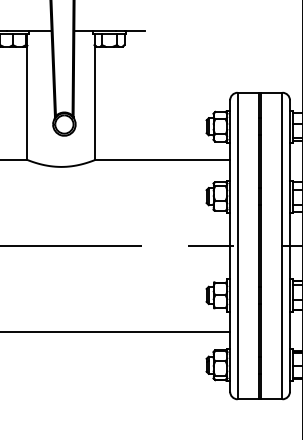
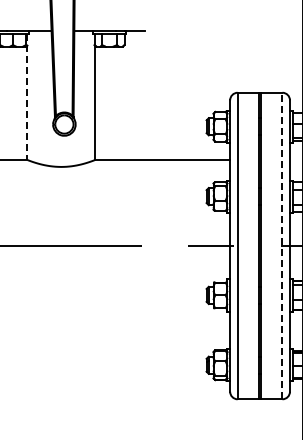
line: solid -> dashed (27, 97)
line: solid -> dashed (282, 245)
line: present -> none (116, 332)
